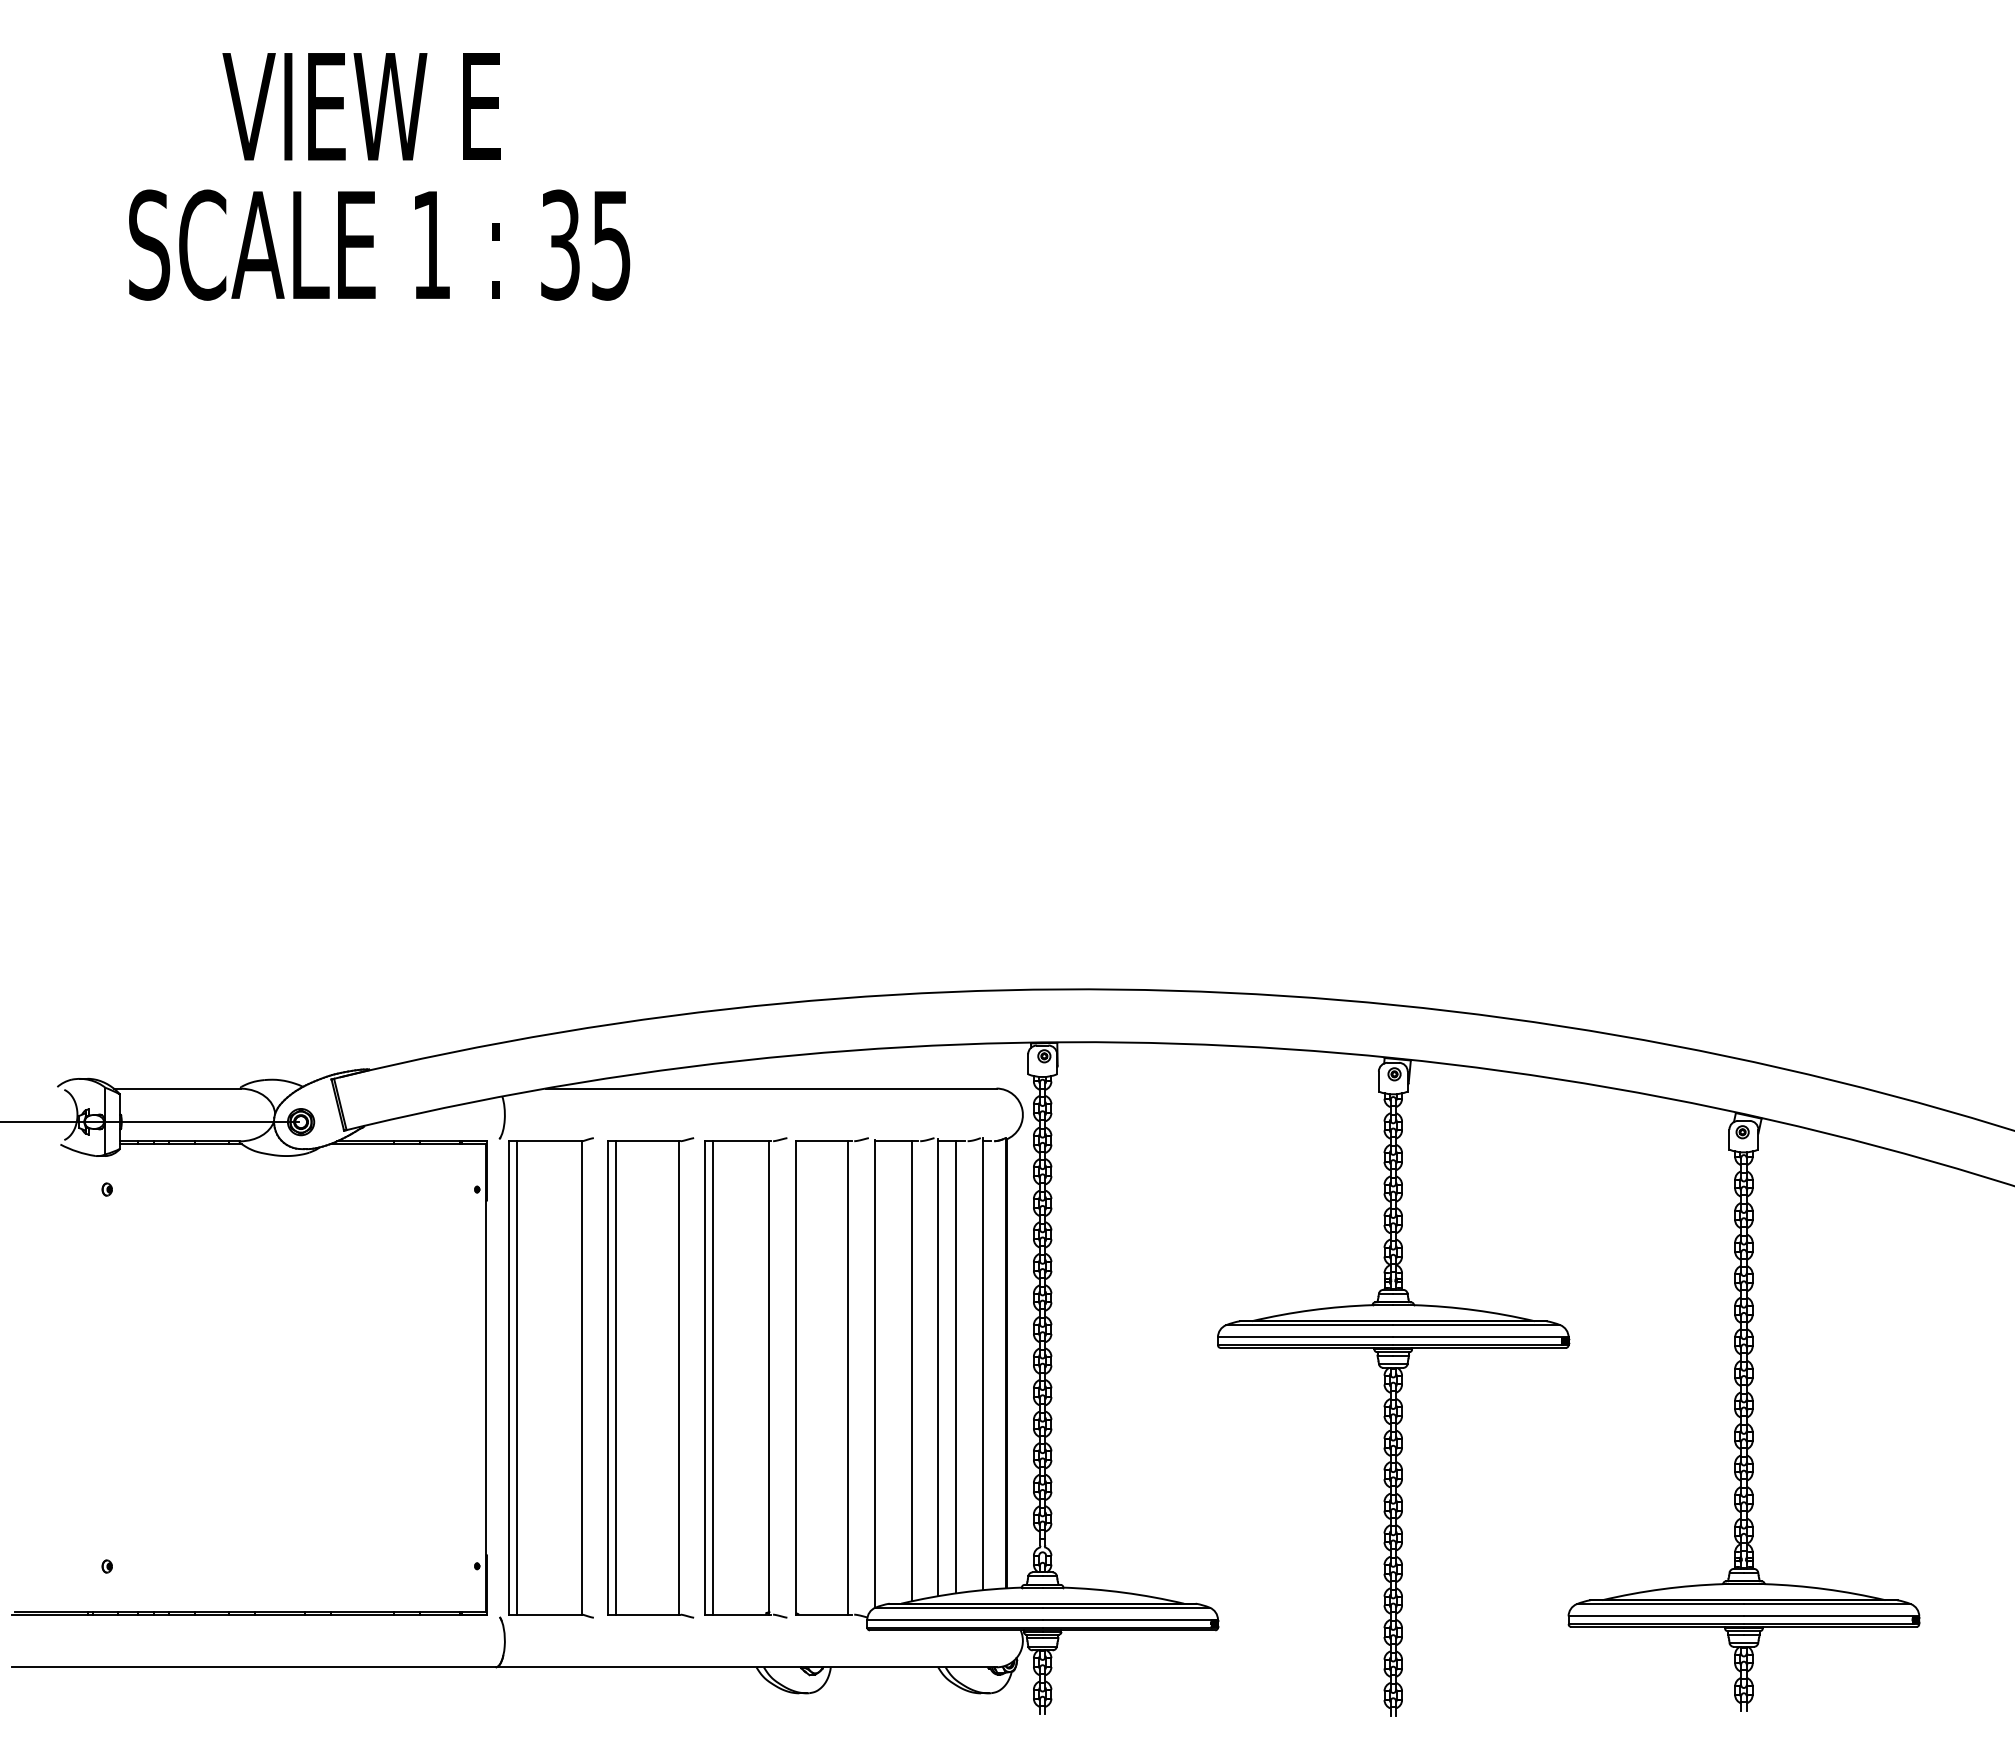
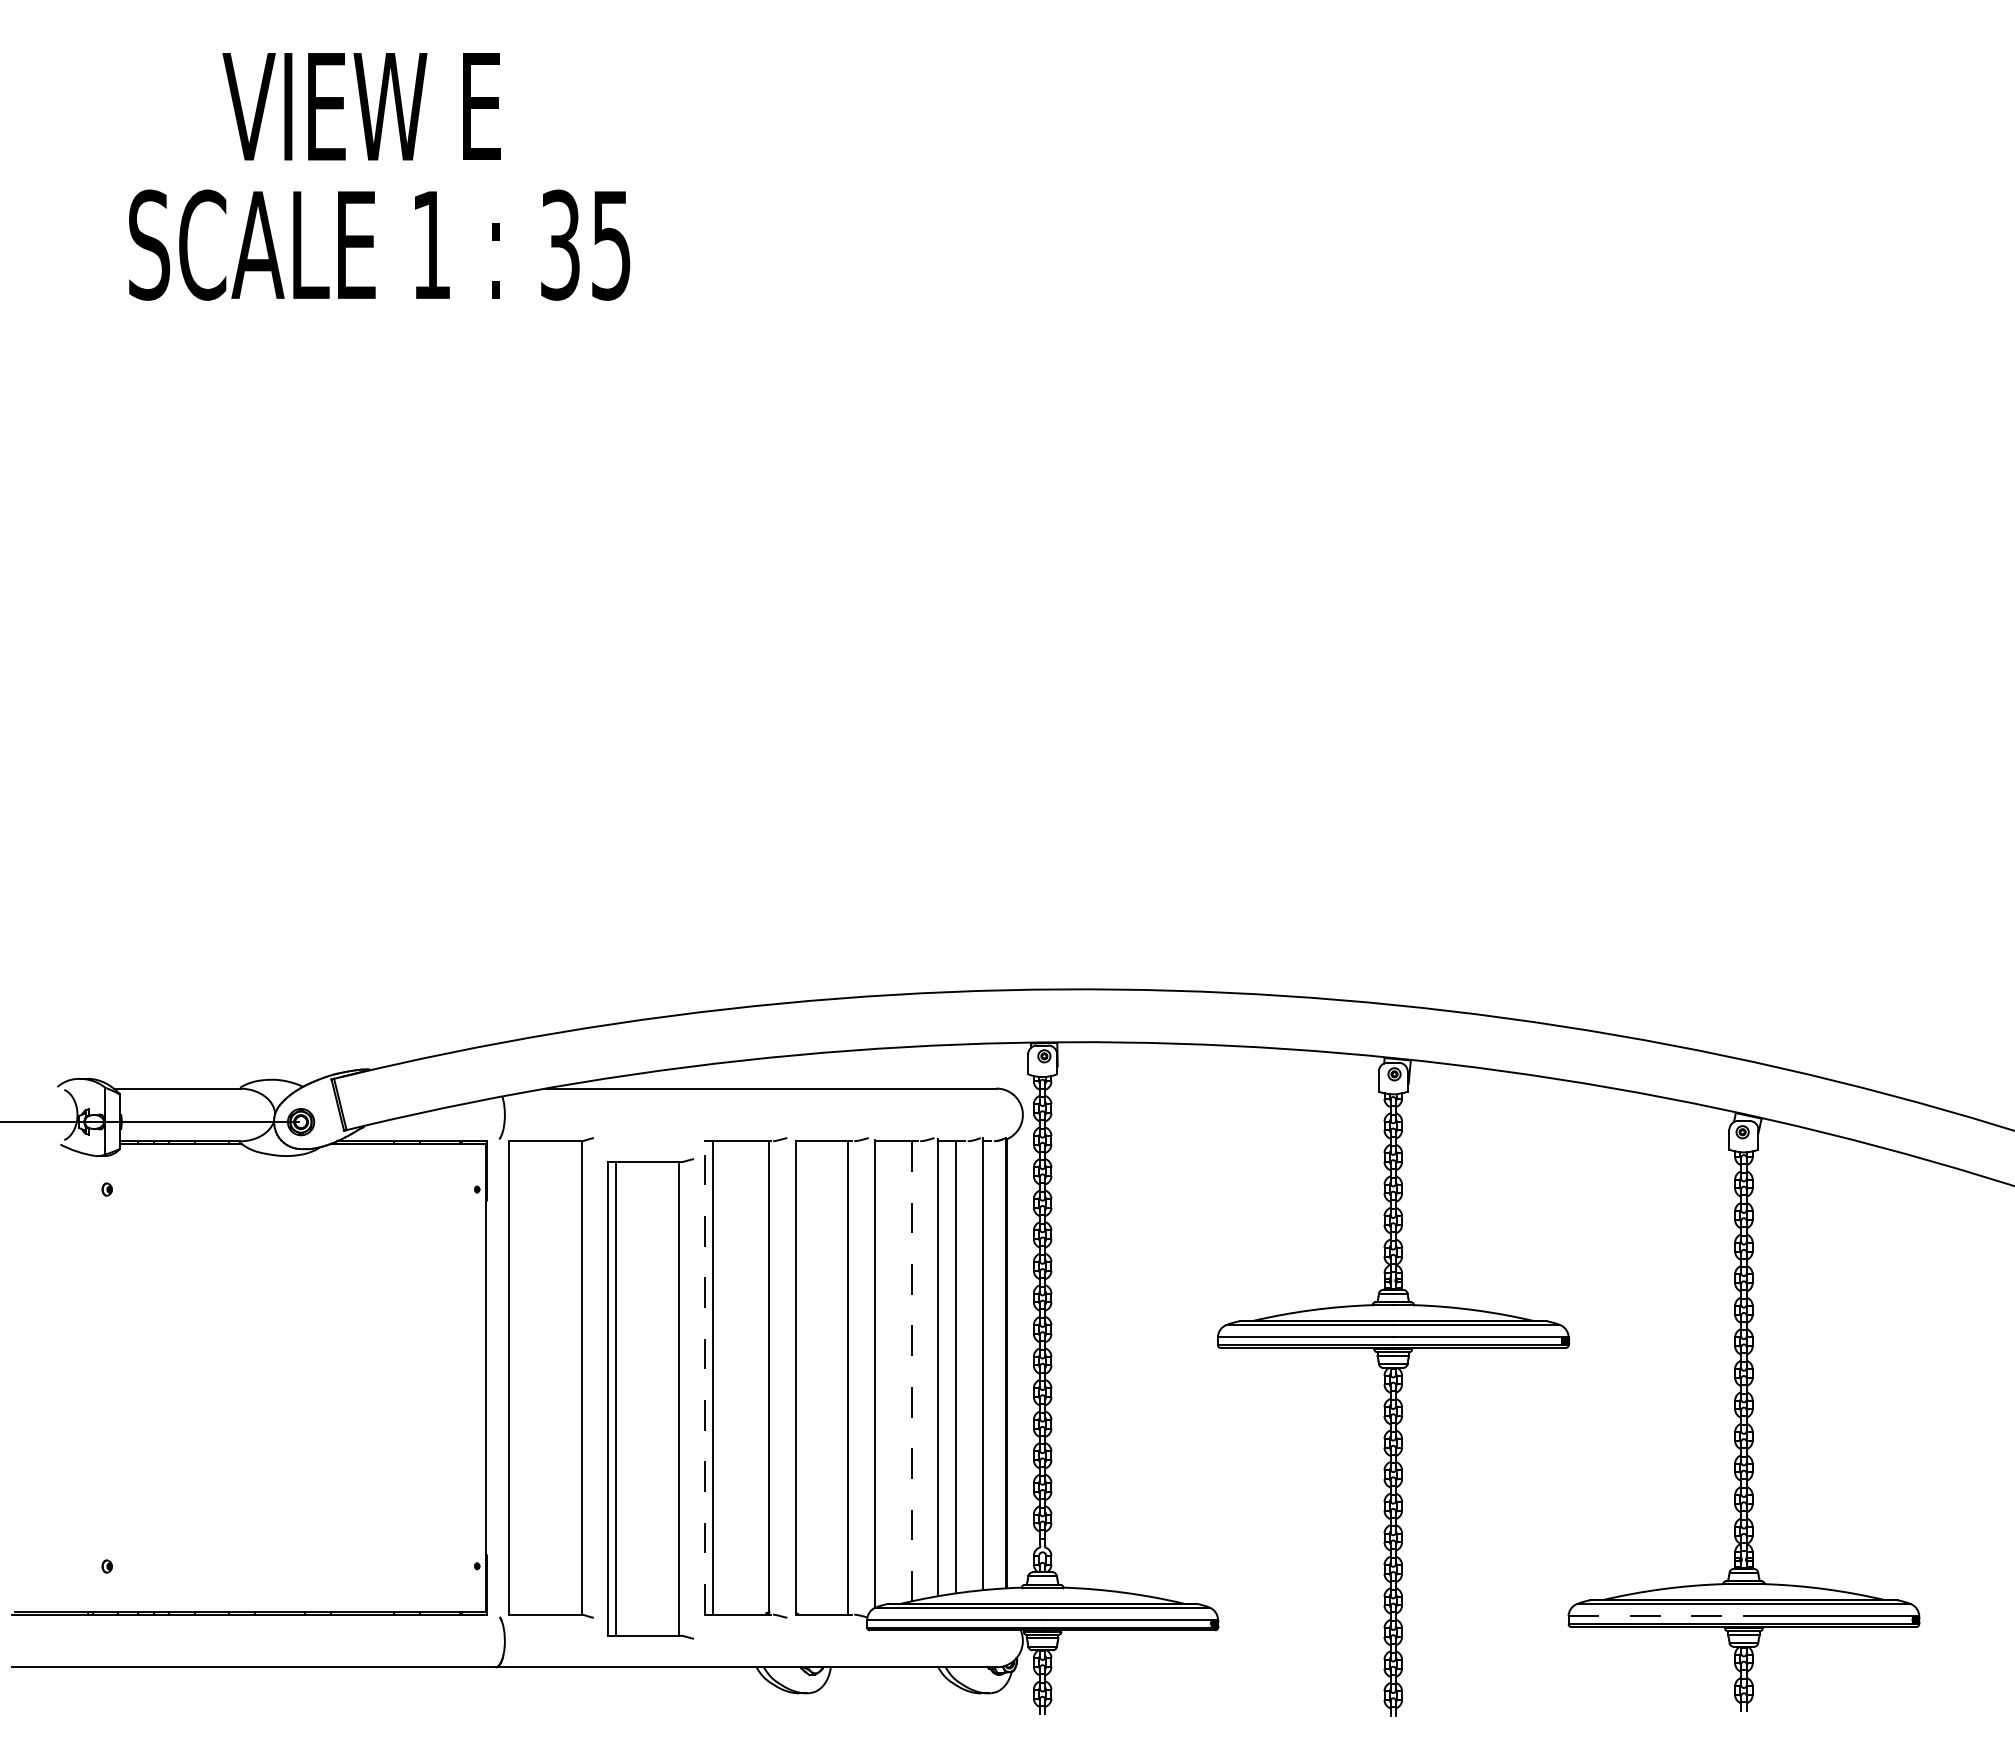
line: solid -> dashed (911, 1371)
line: present -> none (516, 1377)
part position: (650, 1377) -> (650, 1398) (650, 1398)
line: solid -> dashed (705, 1377)
line: solid -> dashed (1656, 1616)
